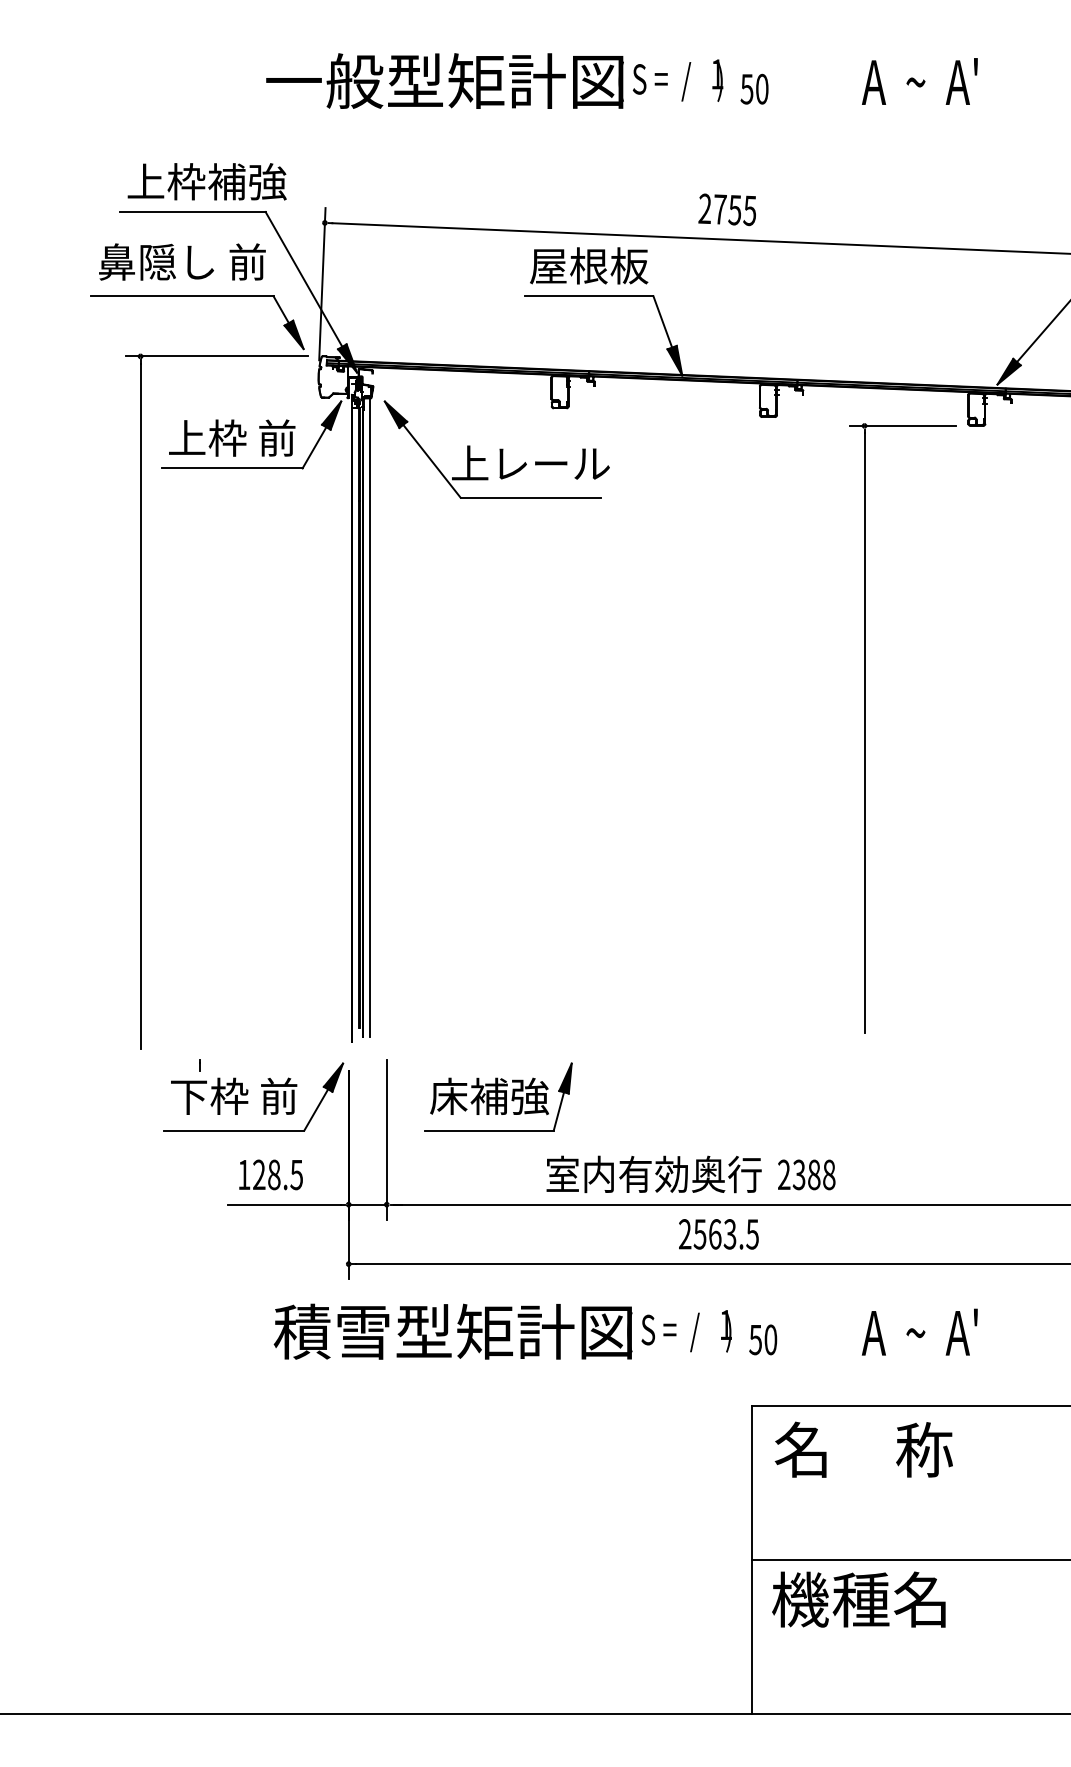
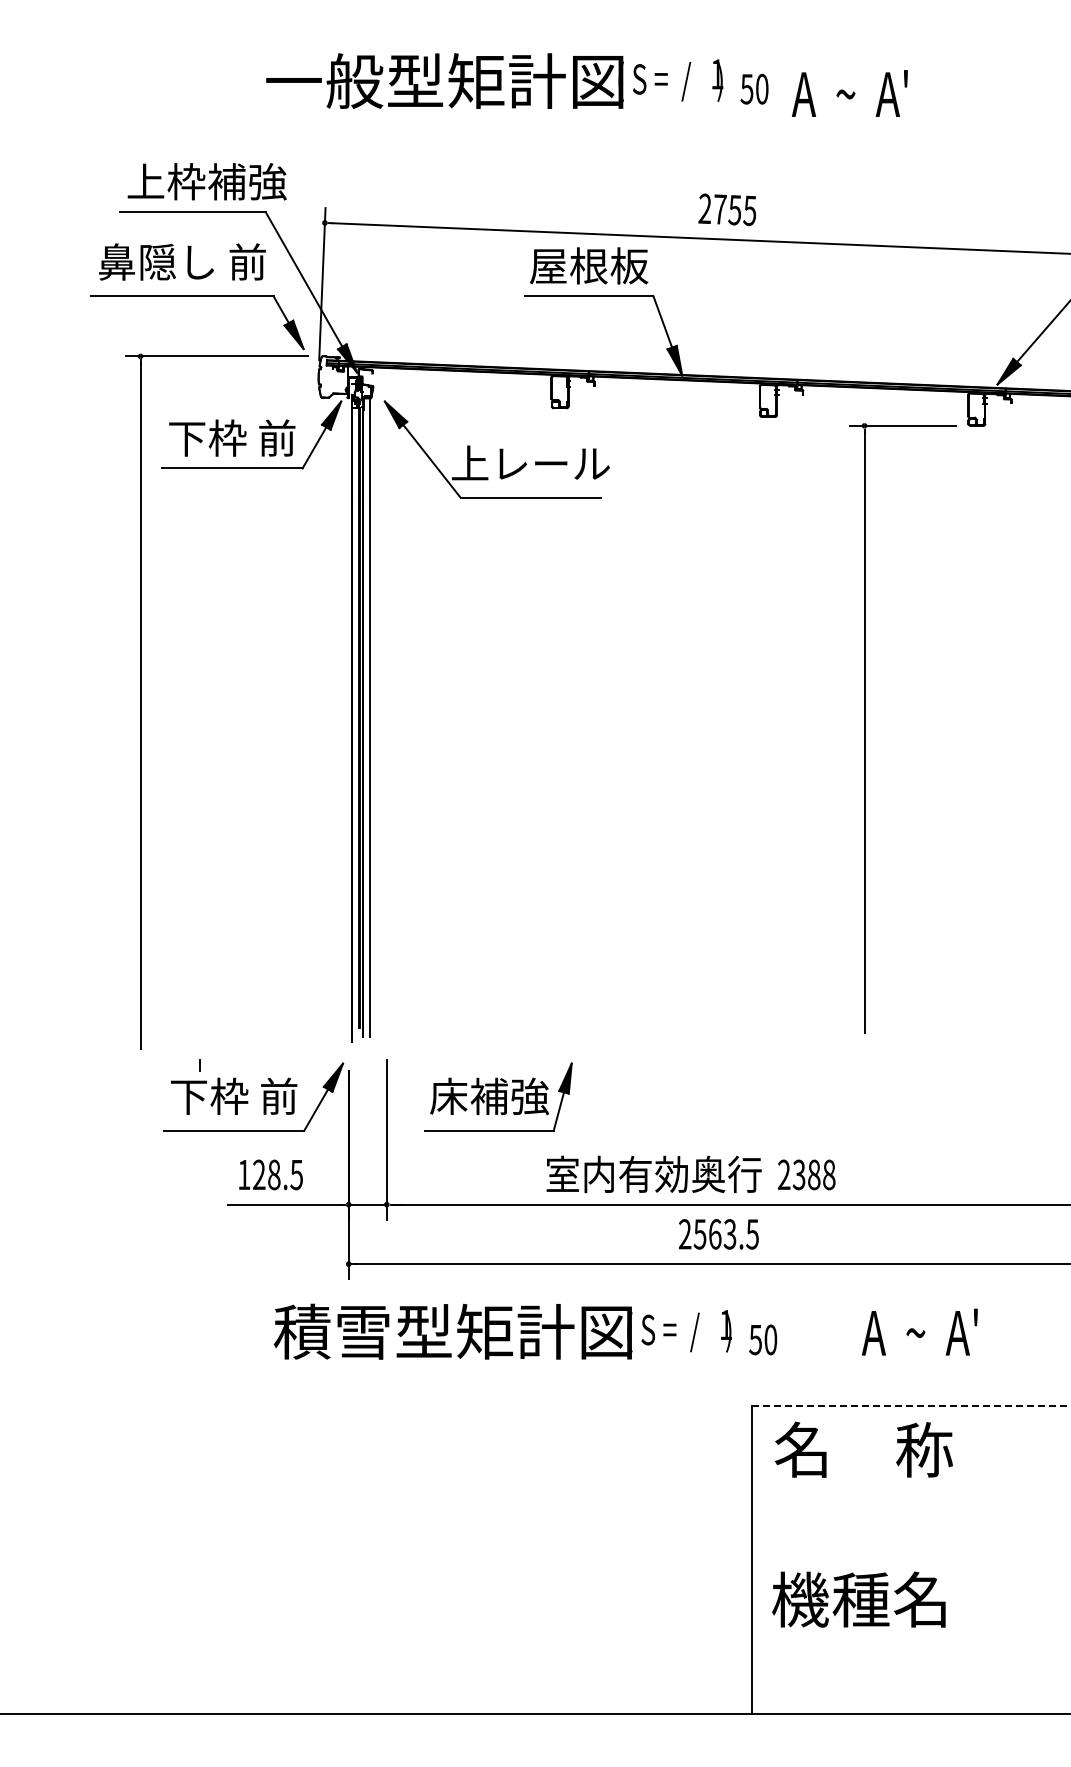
text position: (919, 81) -> (849, 93) (849, 93)
text: 上枠 前 -> 下枠 前 (187, 438)
line: solid -> dashed (911, 1406)
line: present -> none (909, 1560)
